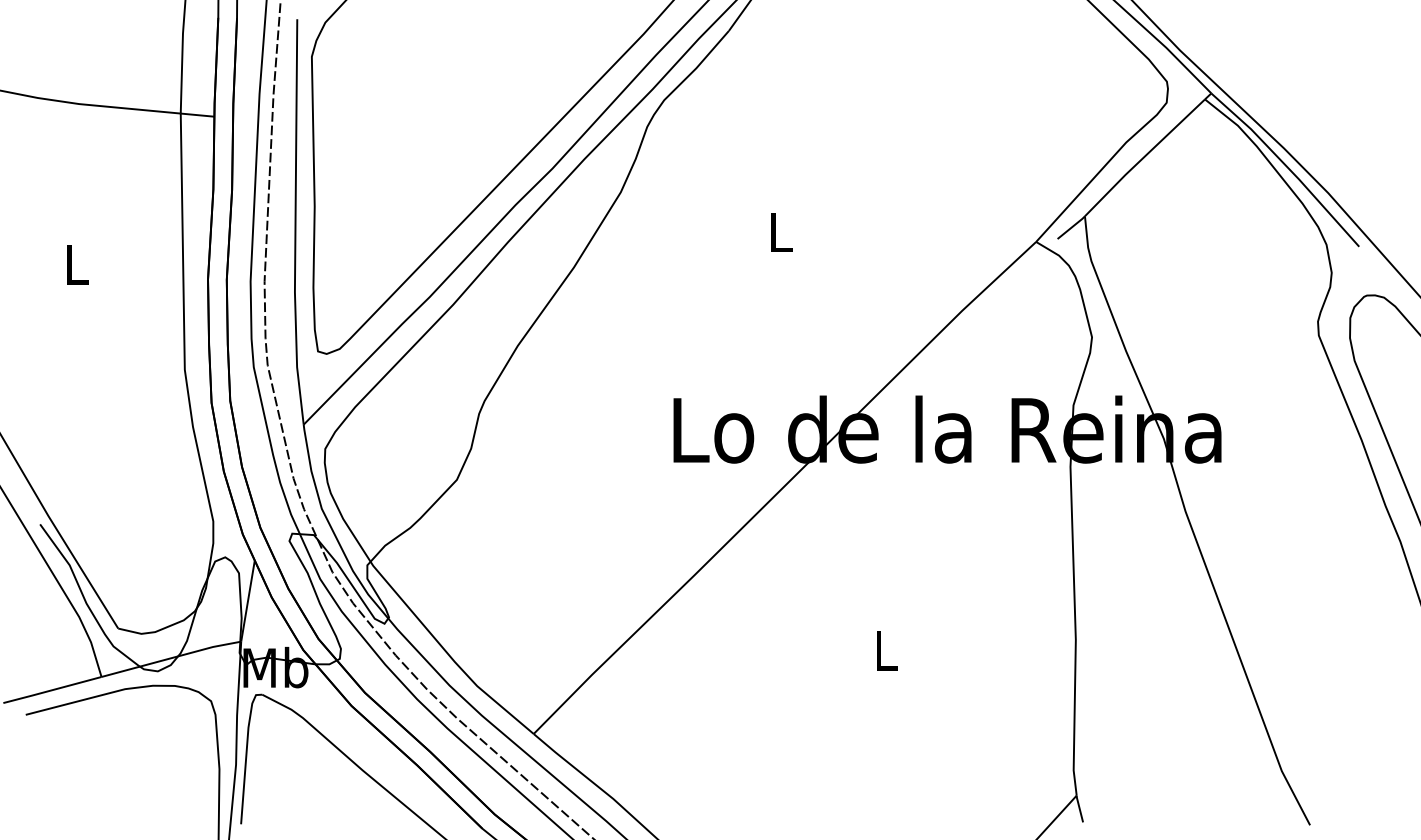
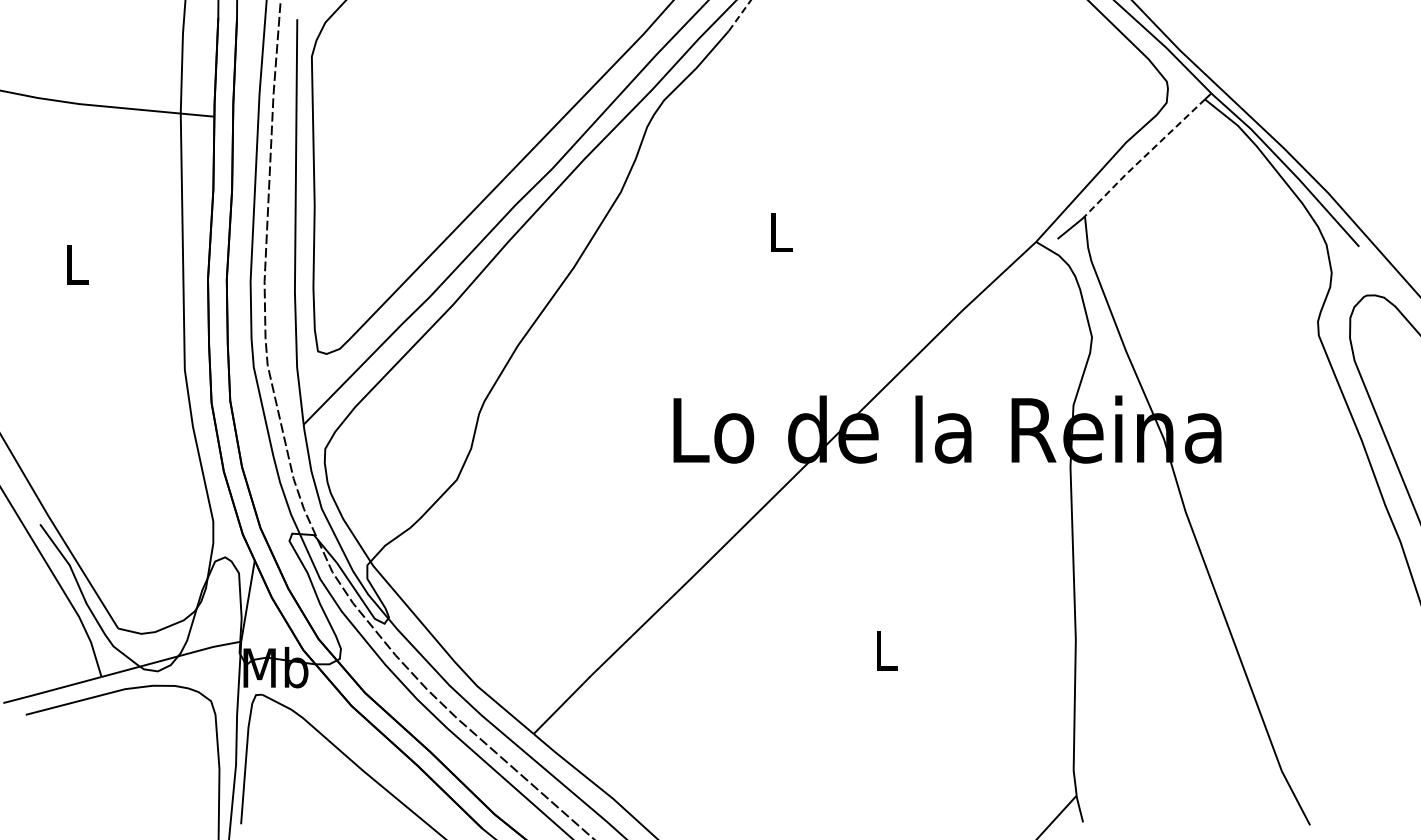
line: solid -> dashed (740, 15)
line: solid -> dashed (1143, 157)
